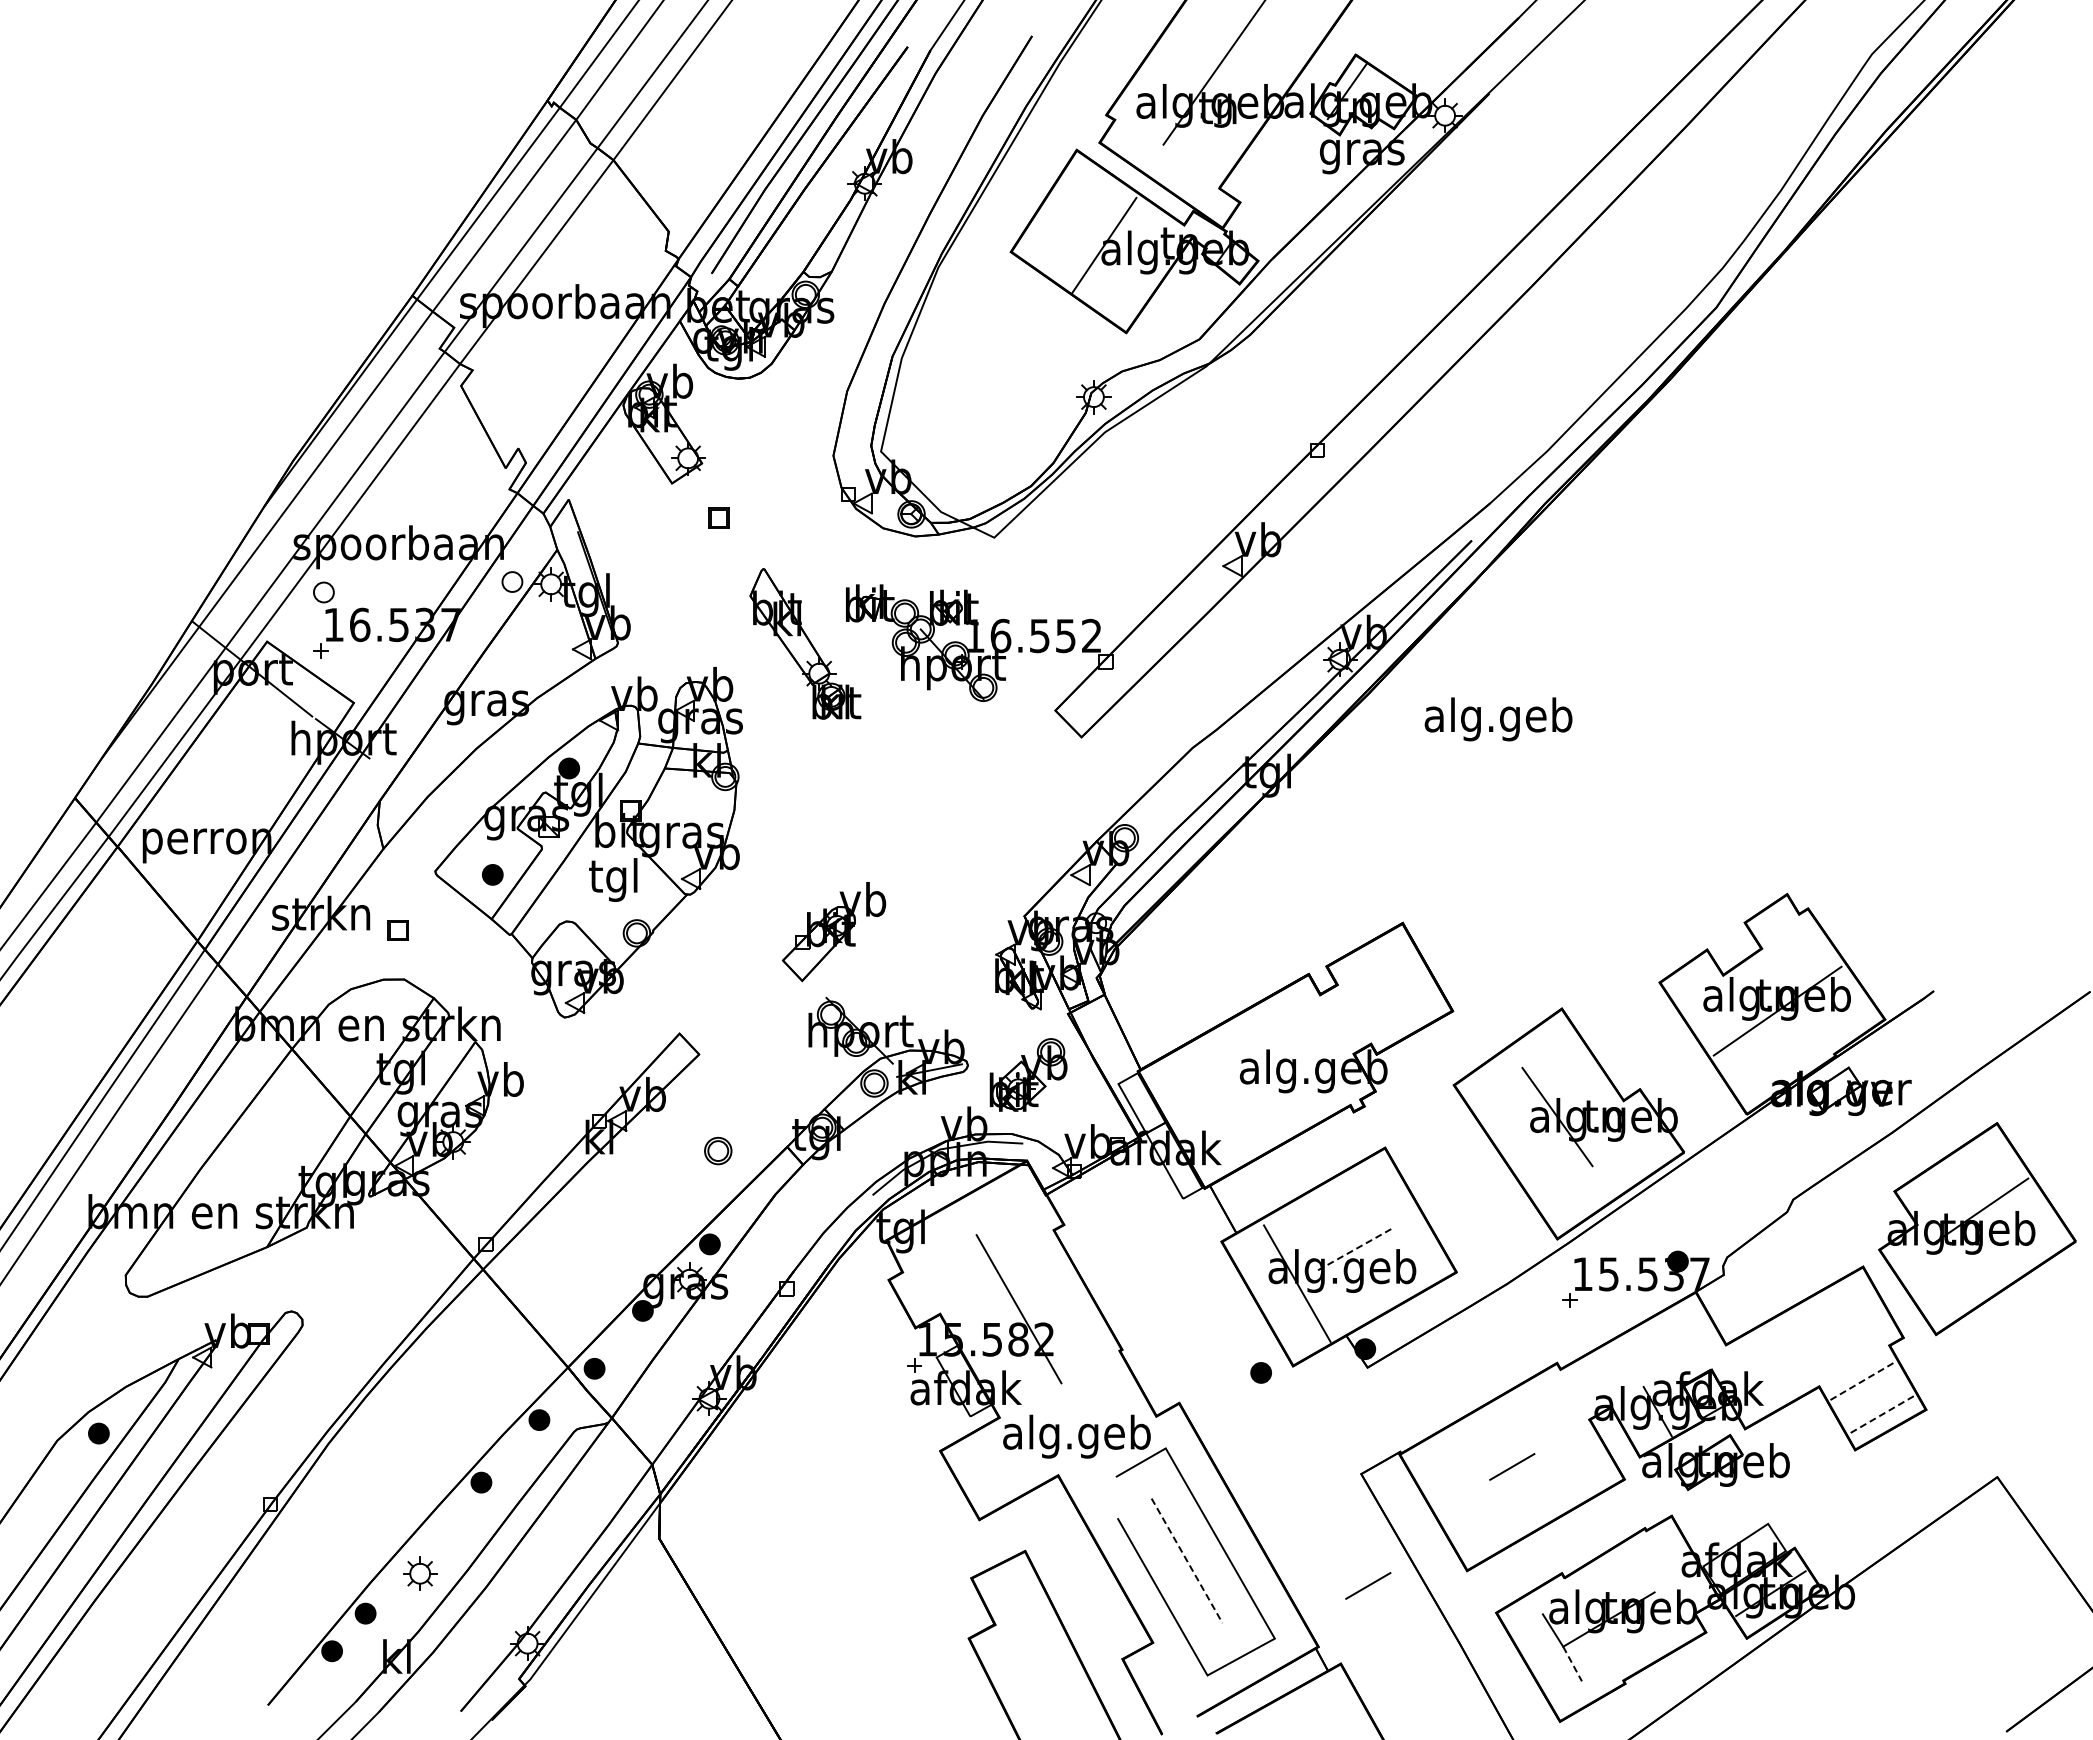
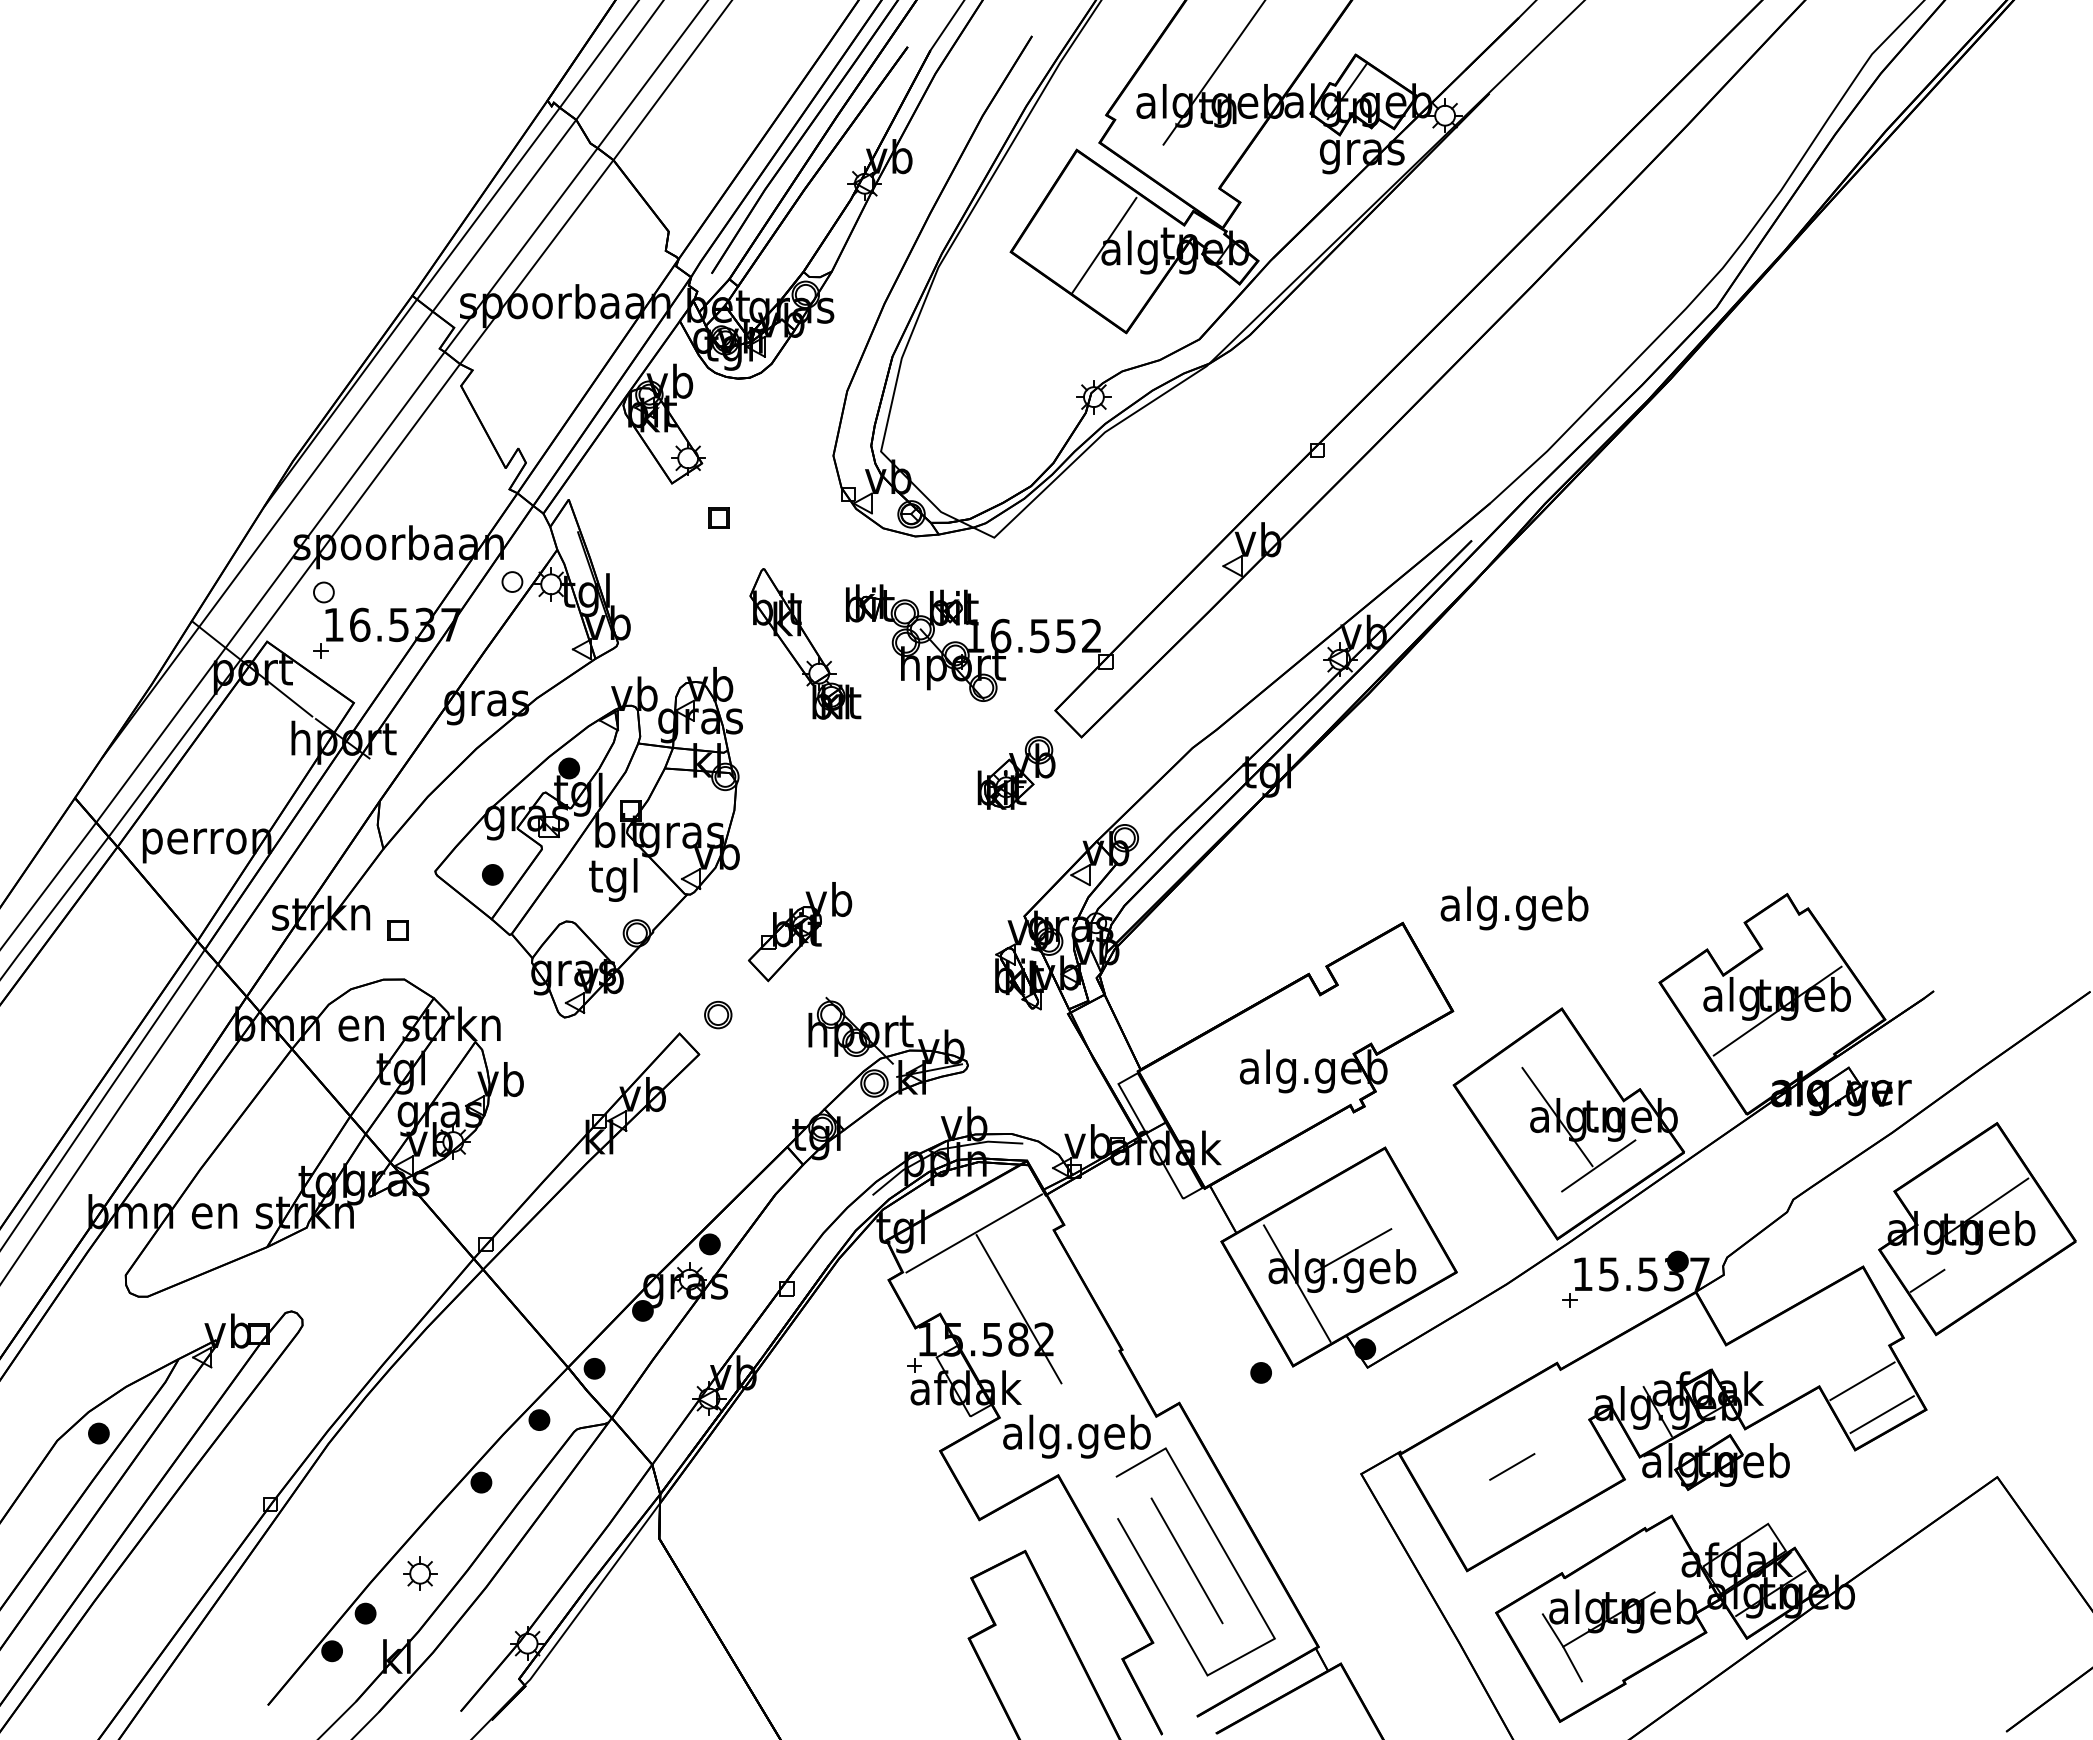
text position: (1498, 719) -> (1514, 908) (1514, 908)
part position: (834, 932) -> (800, 932) (800, 932)
part position: (1028, 1074) -> (1016, 772) (1016, 772)
part position: (718, 1150) -> (718, 1014) (718, 1014)
line: none -> present (1598, 1165)
line: none -> present (974, 1233)
line: dashed -> solid (1352, 1250)
line: none -> present (1927, 1280)
line: dashed -> solid (1862, 1380)
line: dashed -> solid (1882, 1414)
line: dashed -> solid (1187, 1560)
line: present -> none (1368, 1585)
line: dashed -> solid (1572, 1664)
